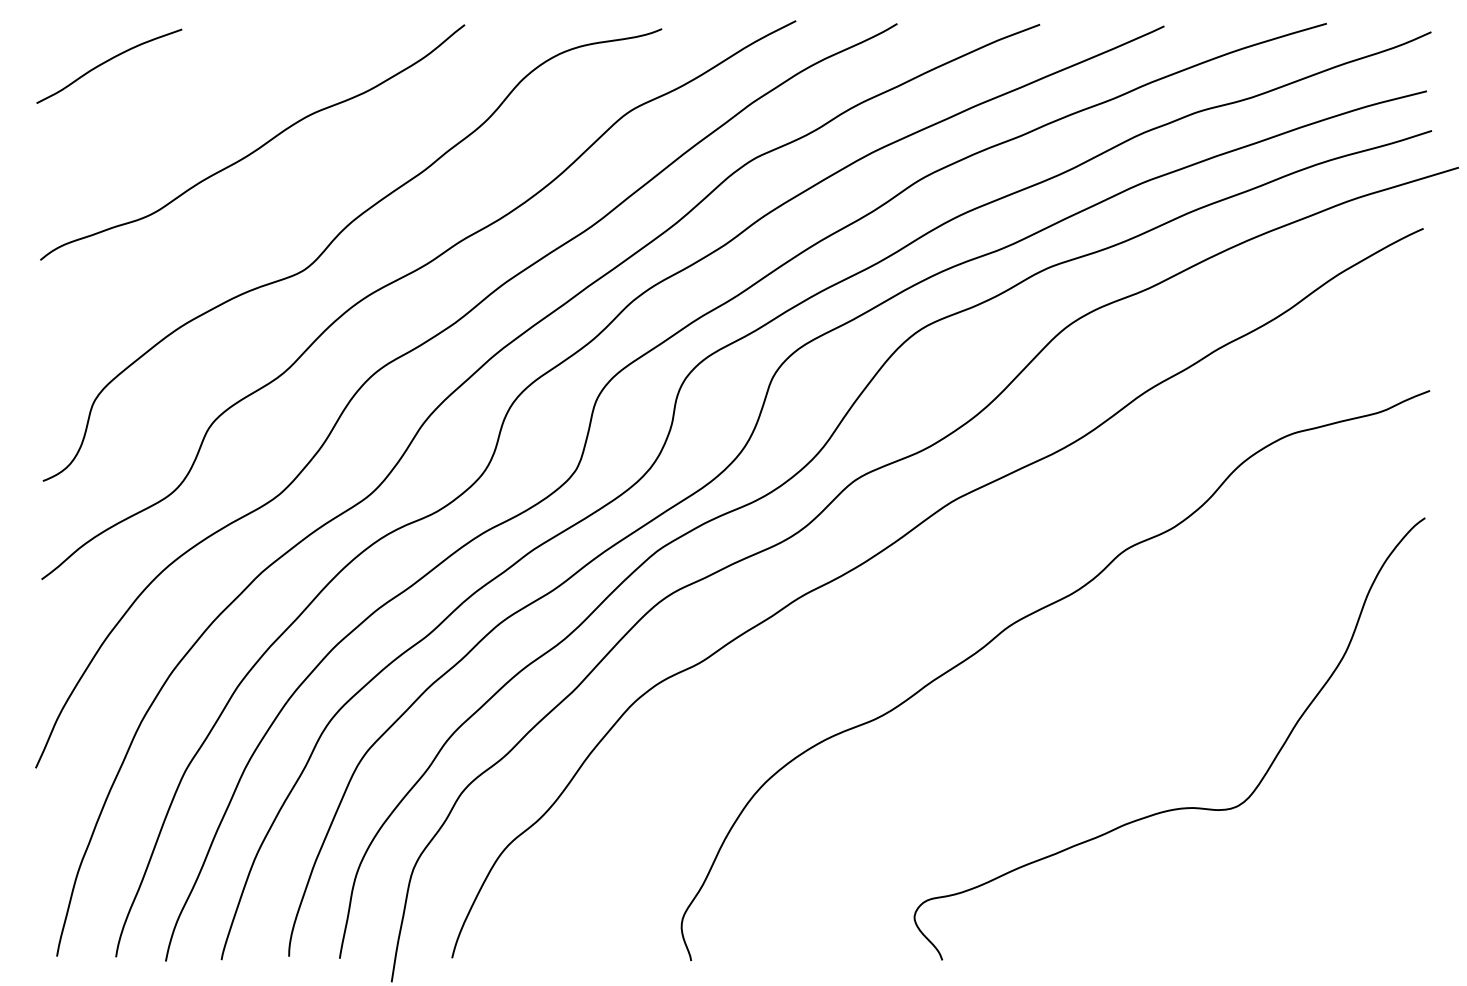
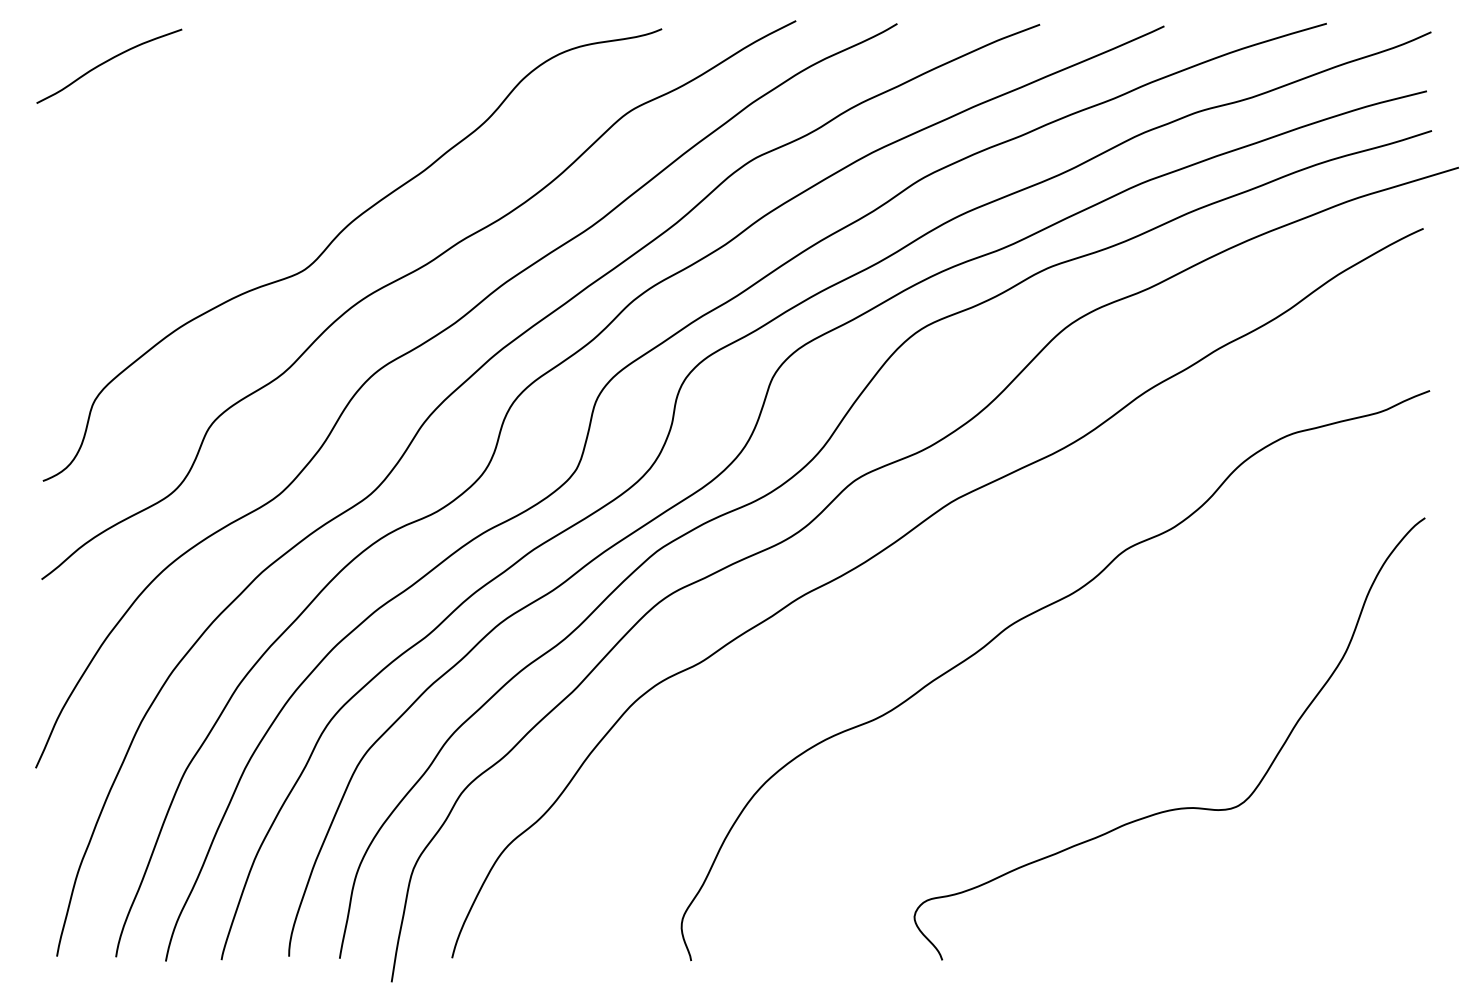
curve: present -> none (255, 149)
